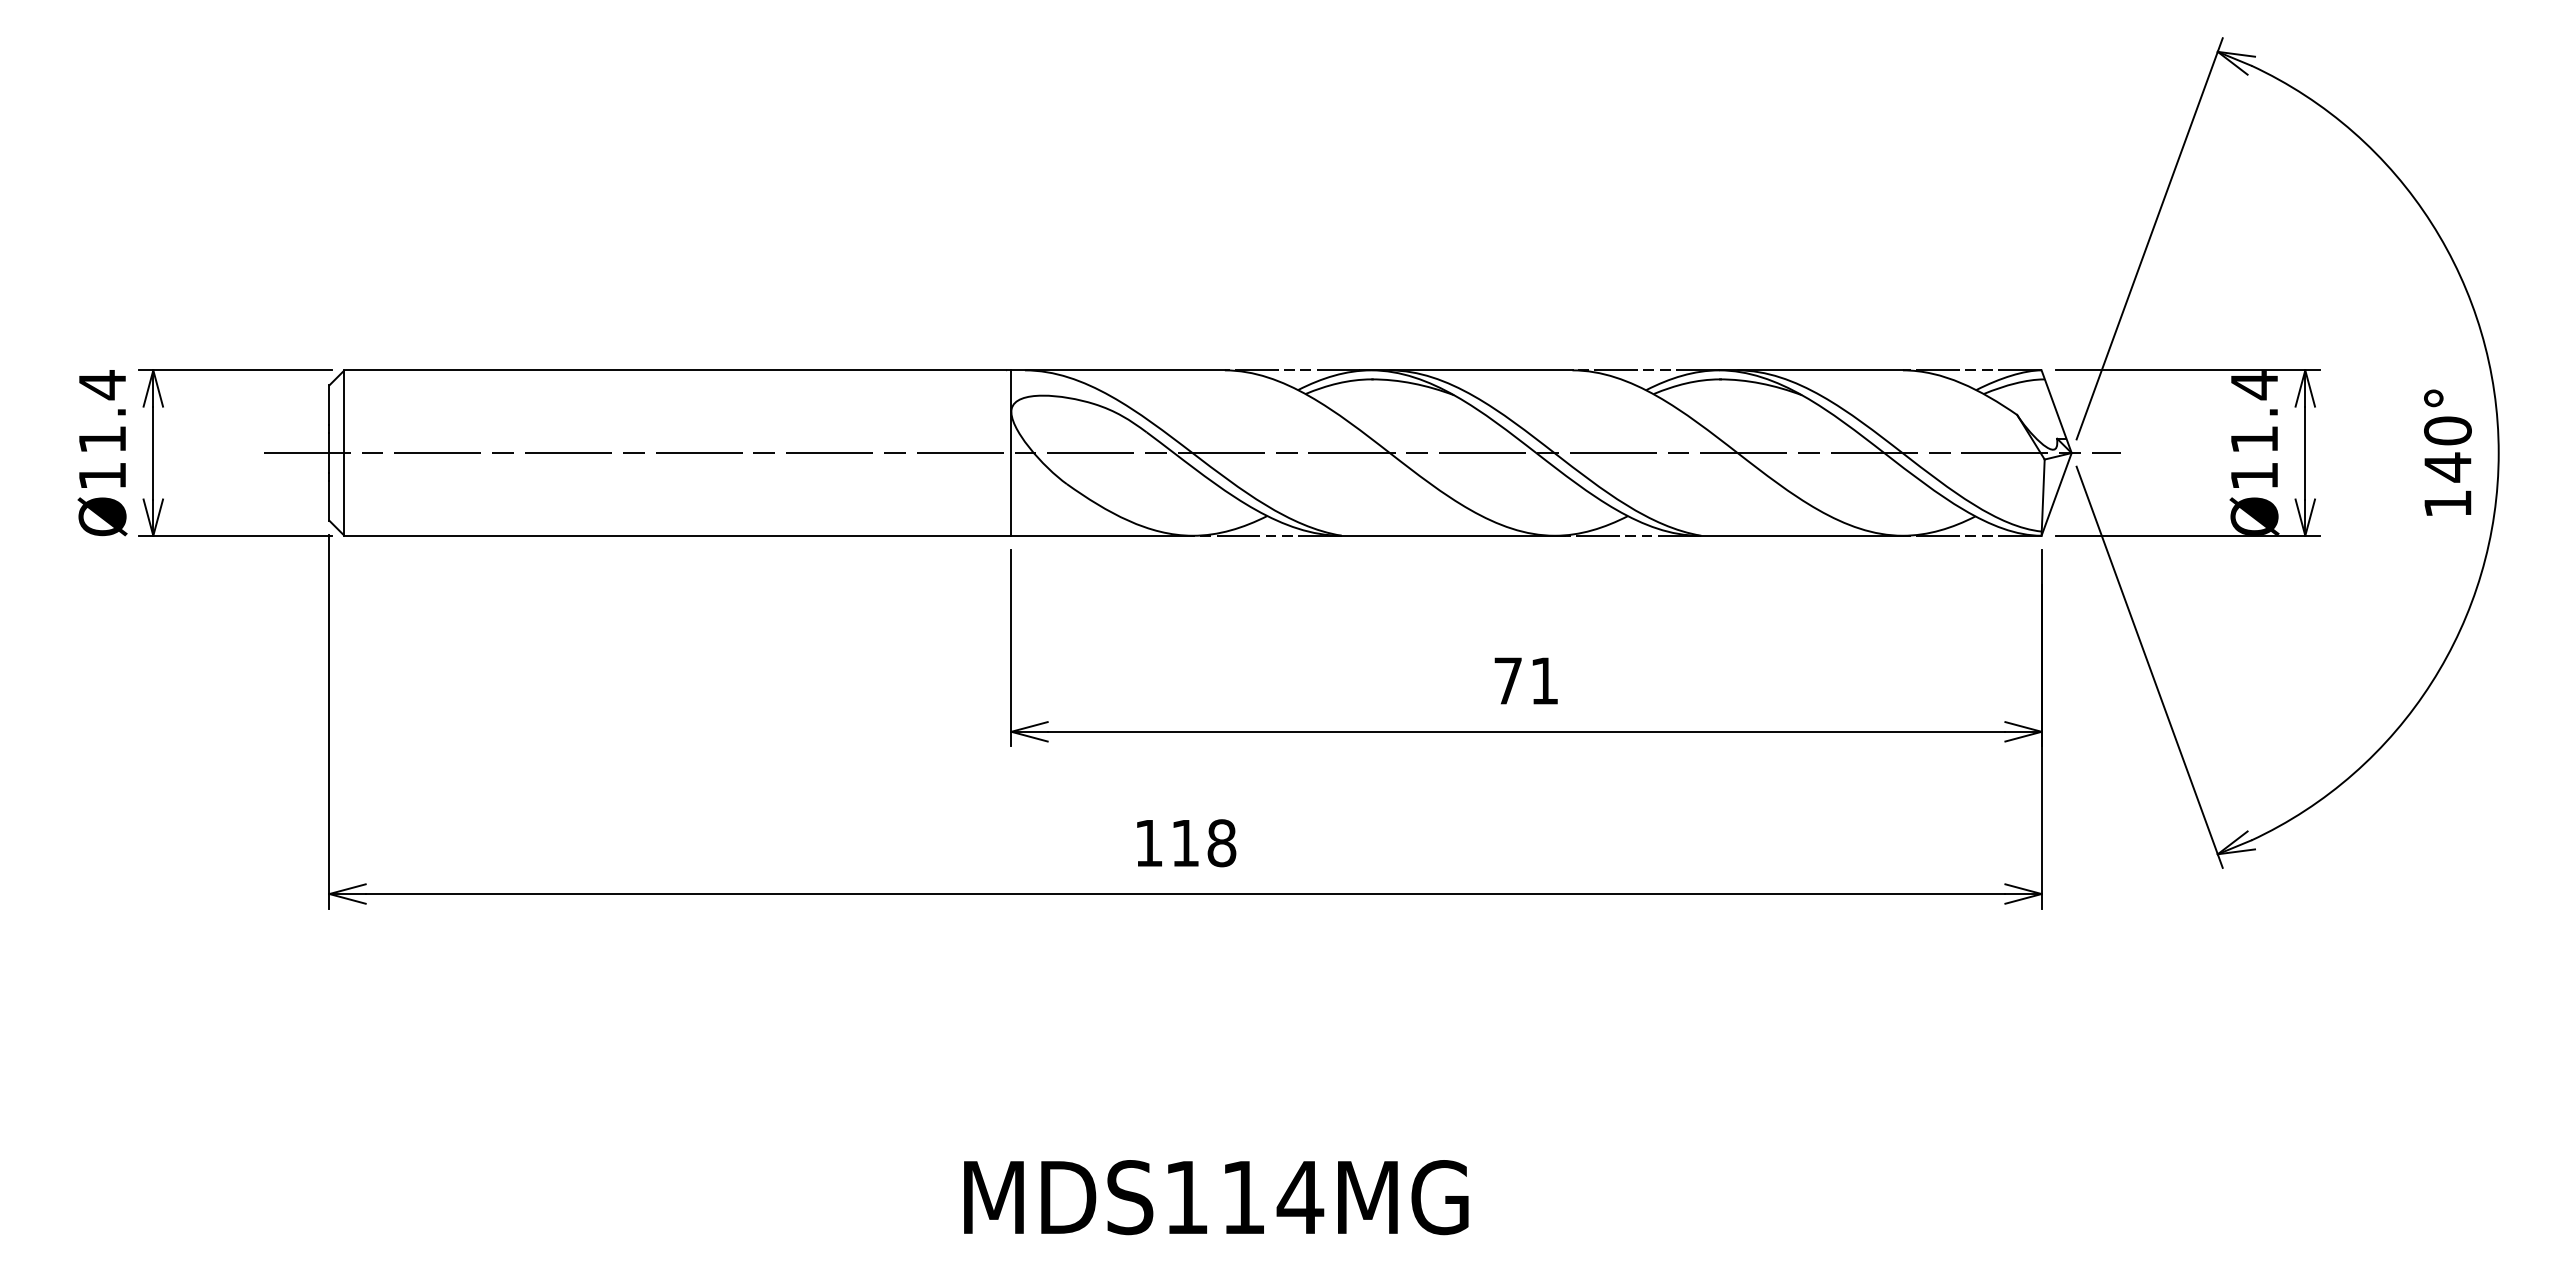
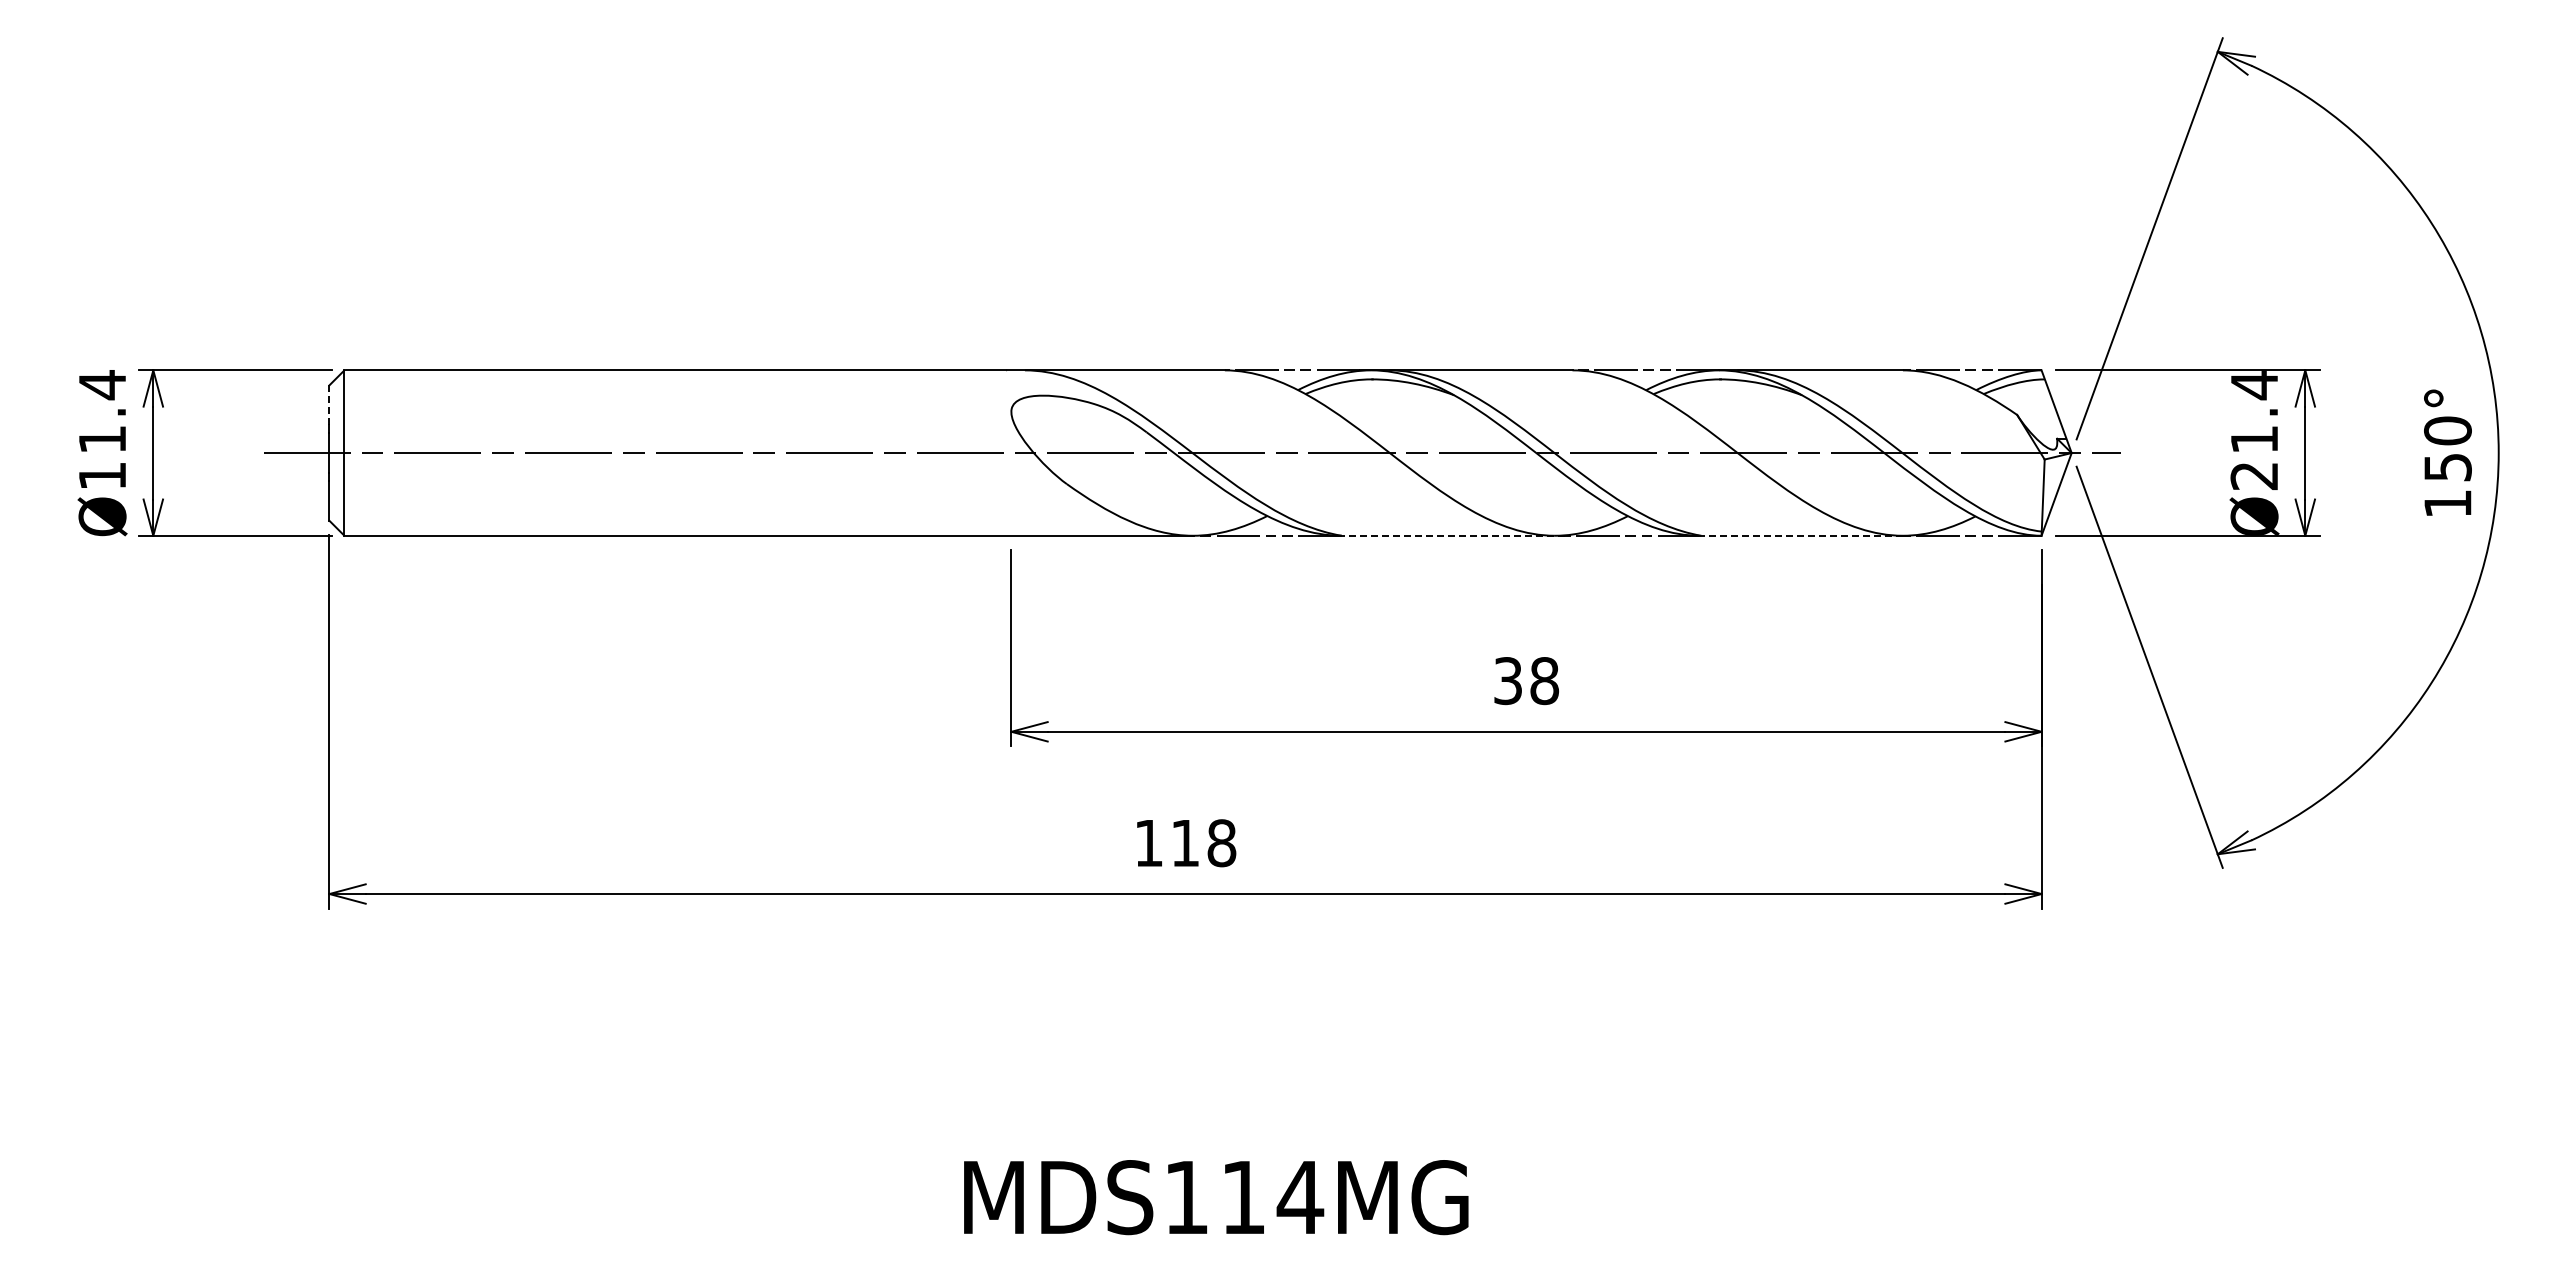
line: solid -> dashed (329, 405)
line: present -> none (1011, 452)
text: 140° -> 150° (2447, 467)
text: Ø11.4 -> Ø21.4 (2253, 476)
line: solid -> dashed (1453, 535)
line: solid -> dashed (1801, 535)
text: 71 -> 38 (1526, 681)
